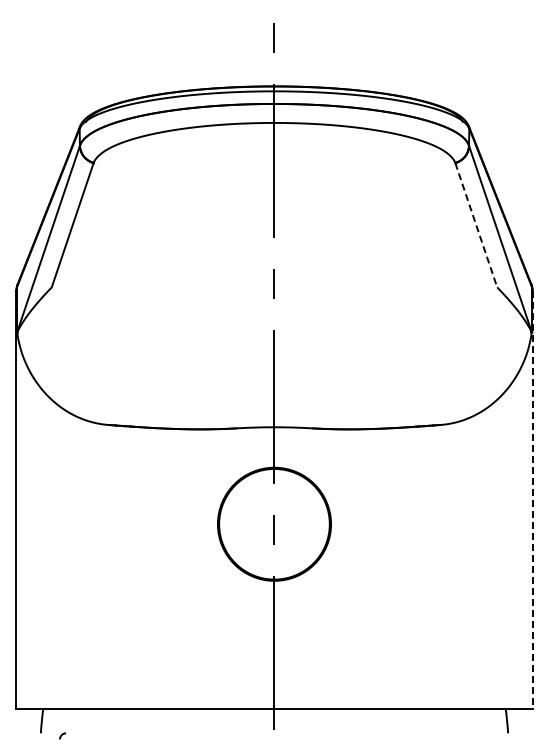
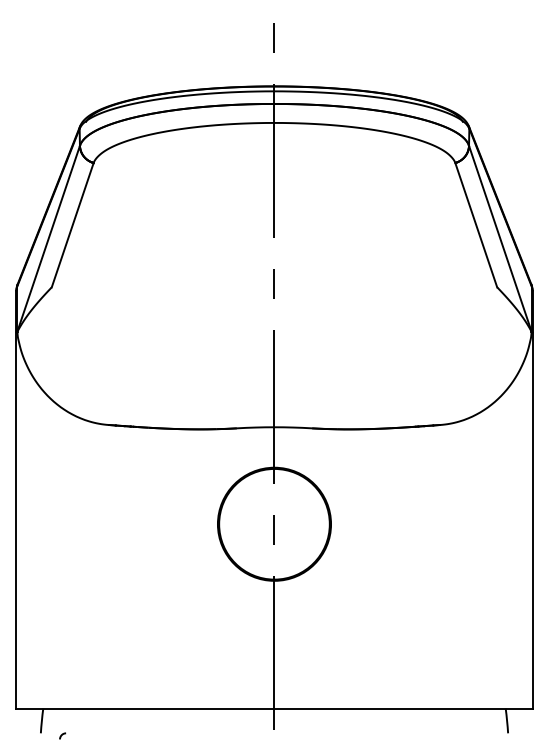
line: dashed -> solid (476, 225)
line: dashed -> solid (532, 499)
